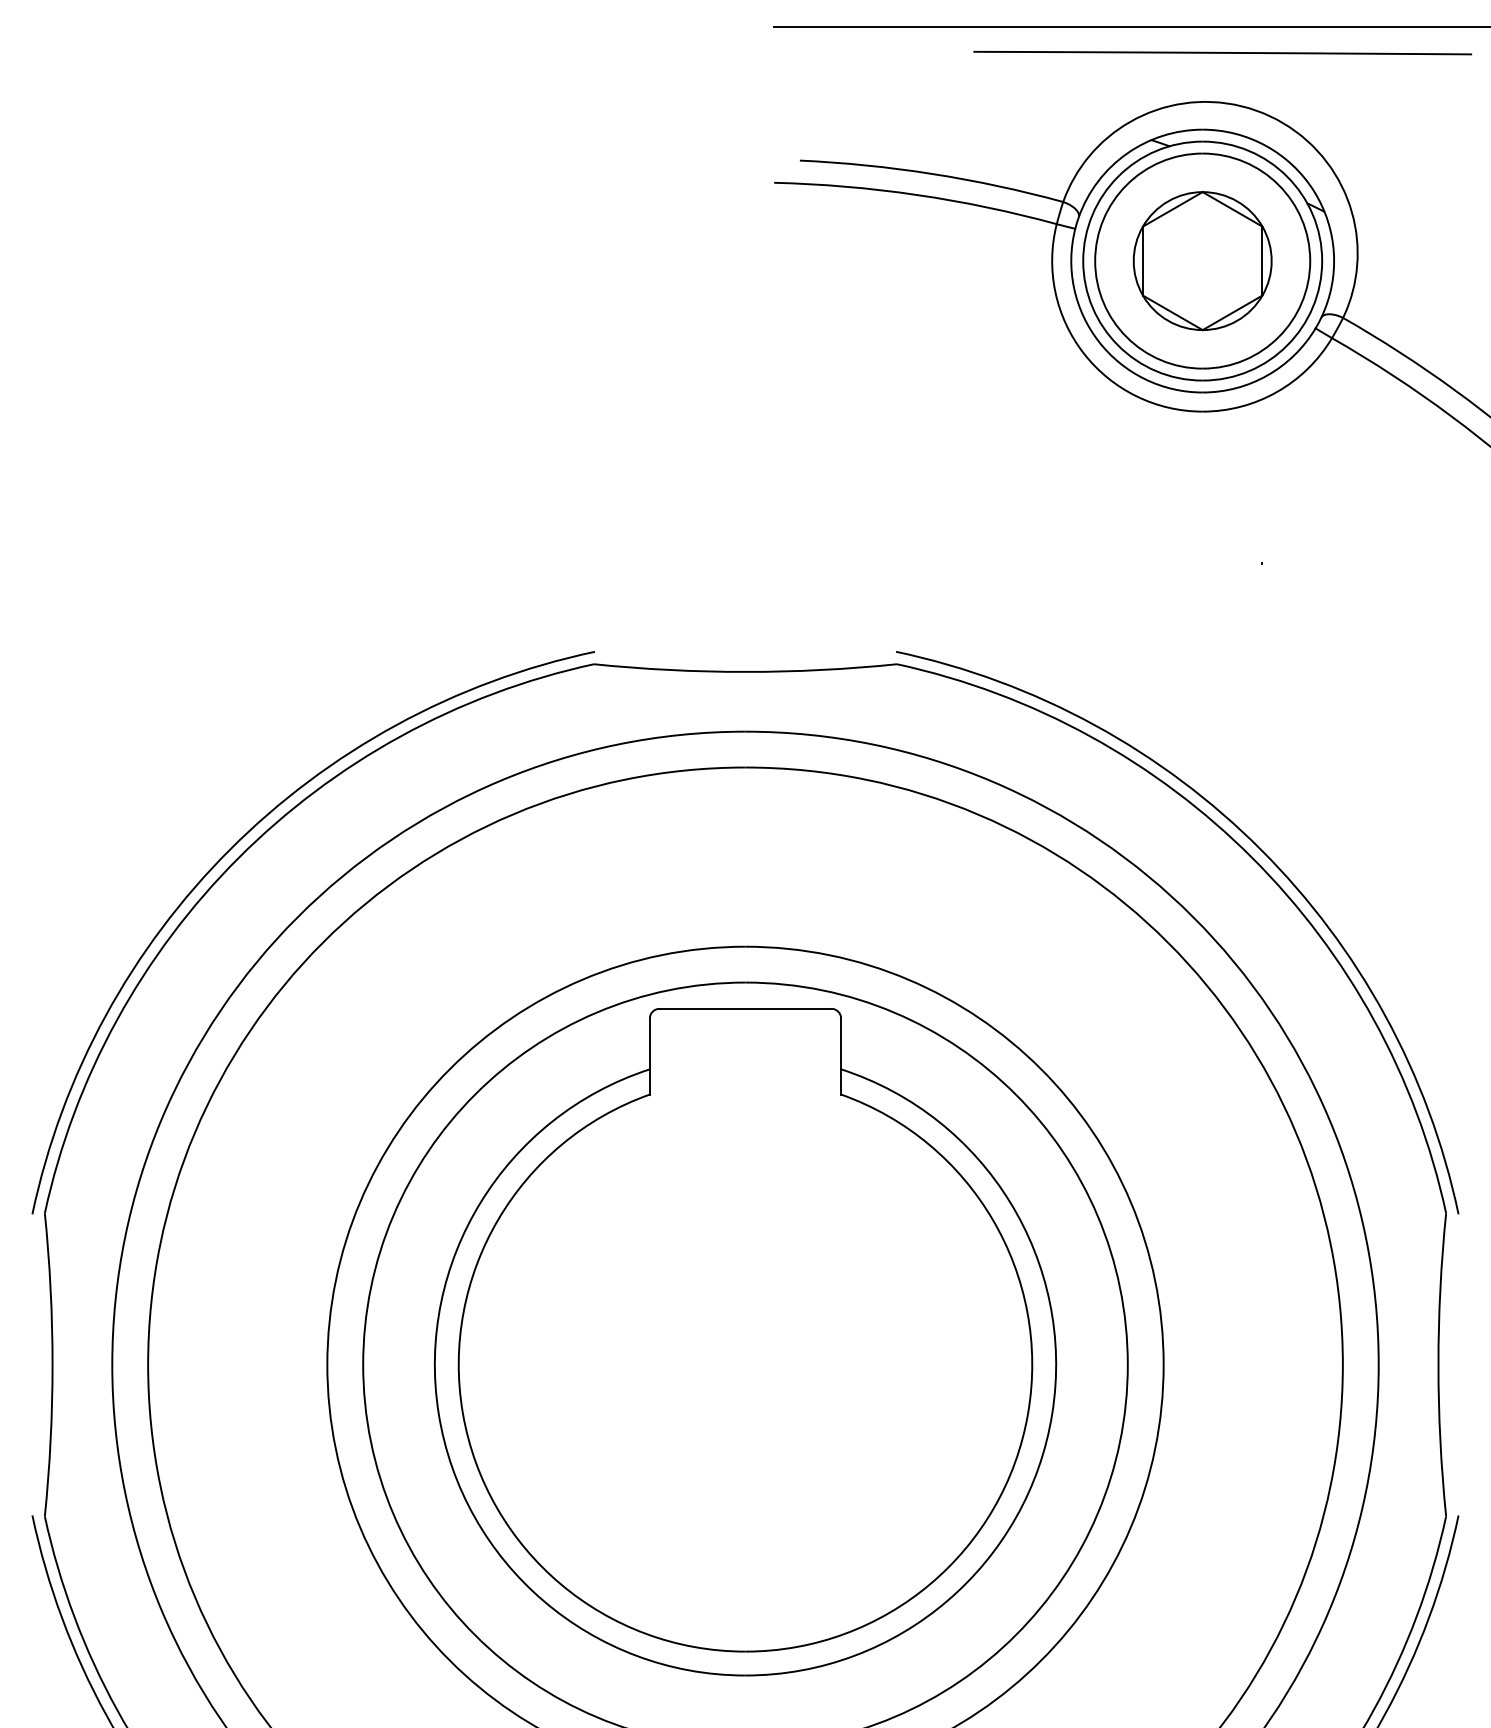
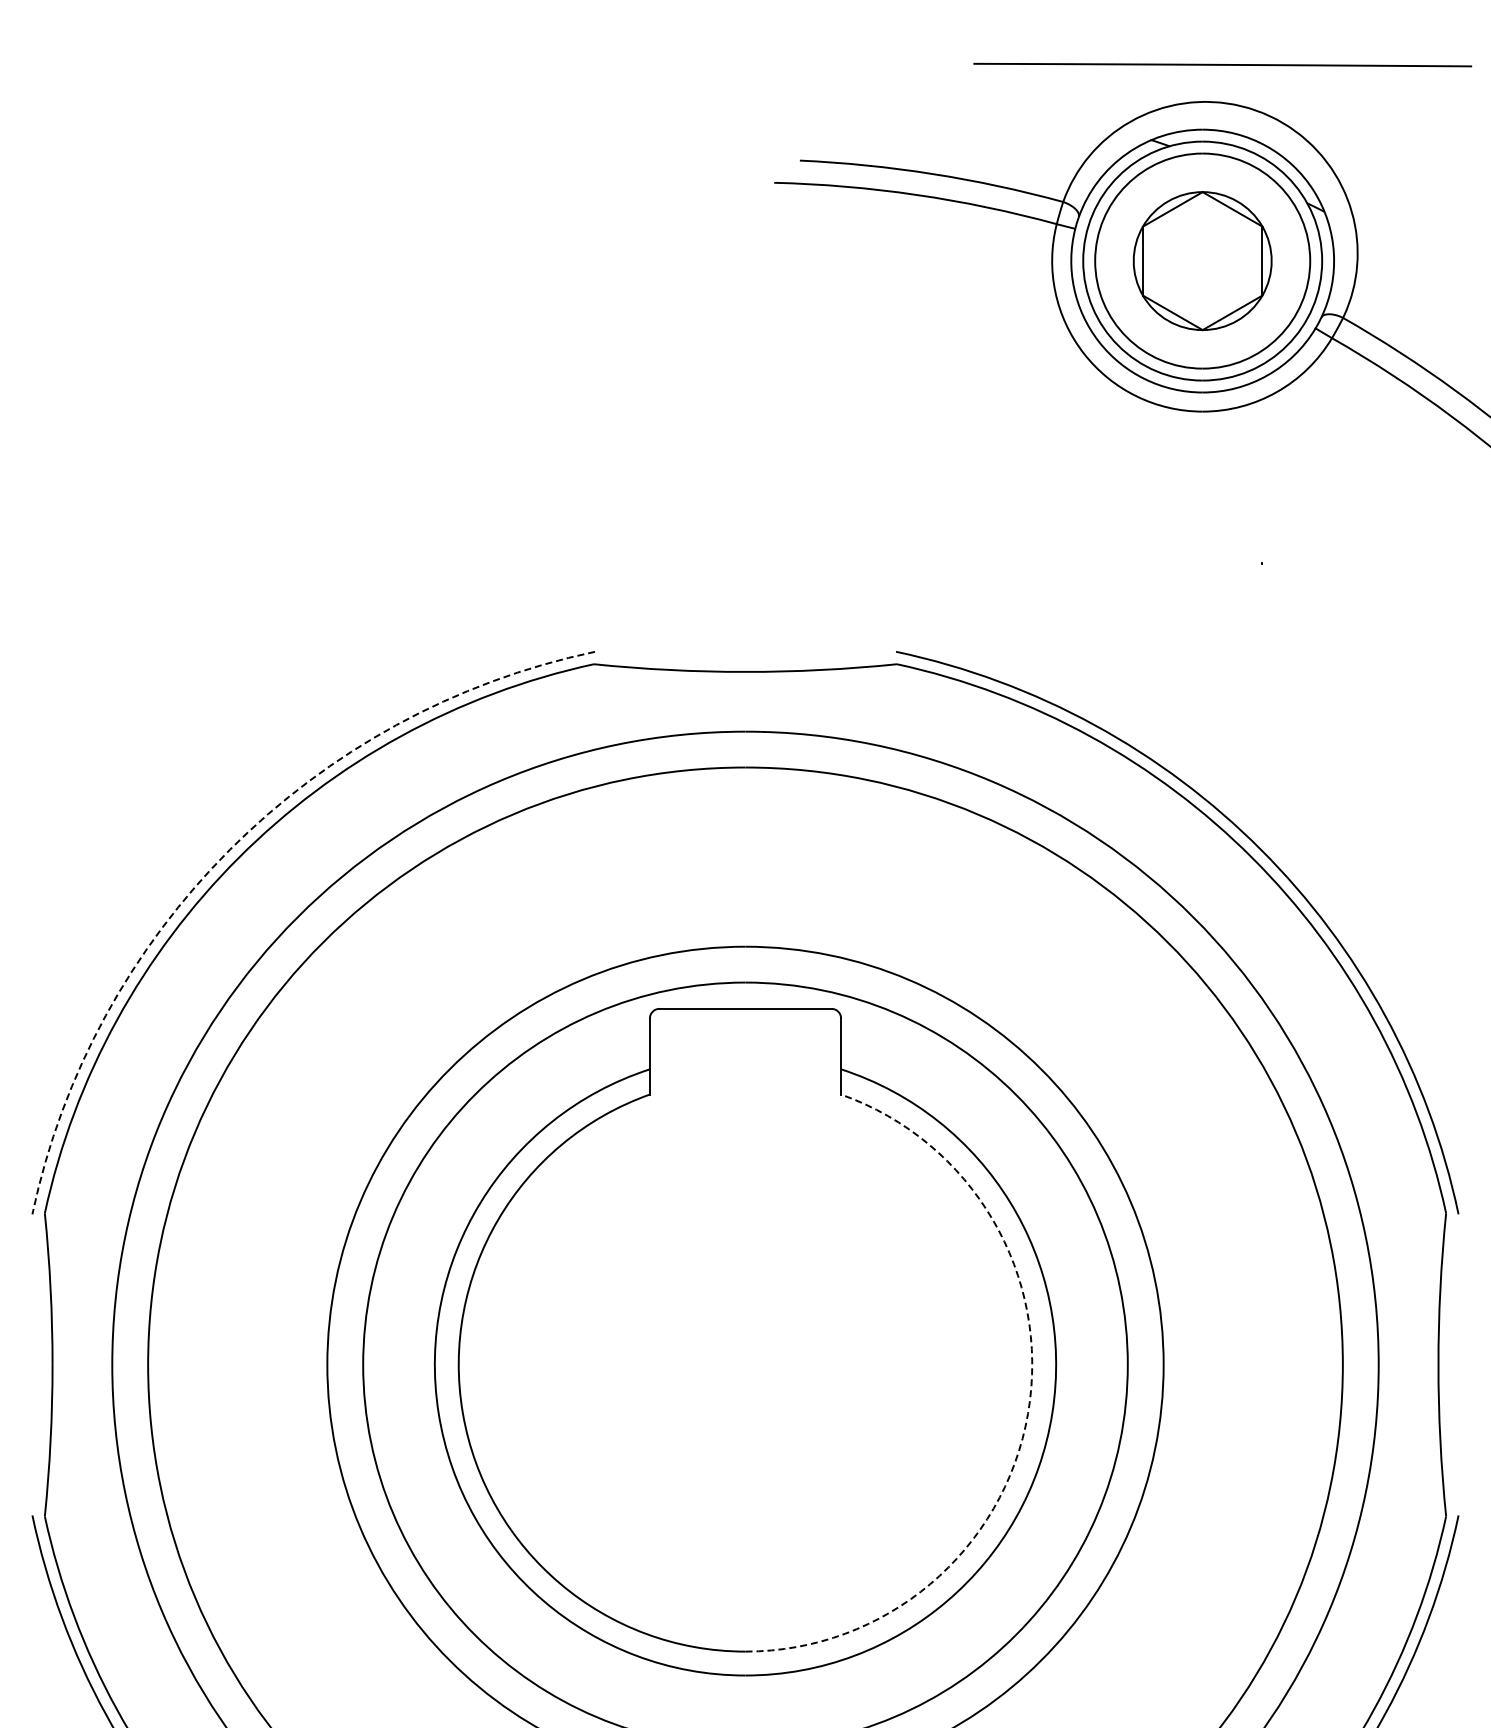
line: present -> none (1130, 26)
line position: (1222, 52) -> (1222, 64) (1222, 64)
arc: solid -> dashed (230, 849)
arc: solid -> dashed (1028, 1413)
